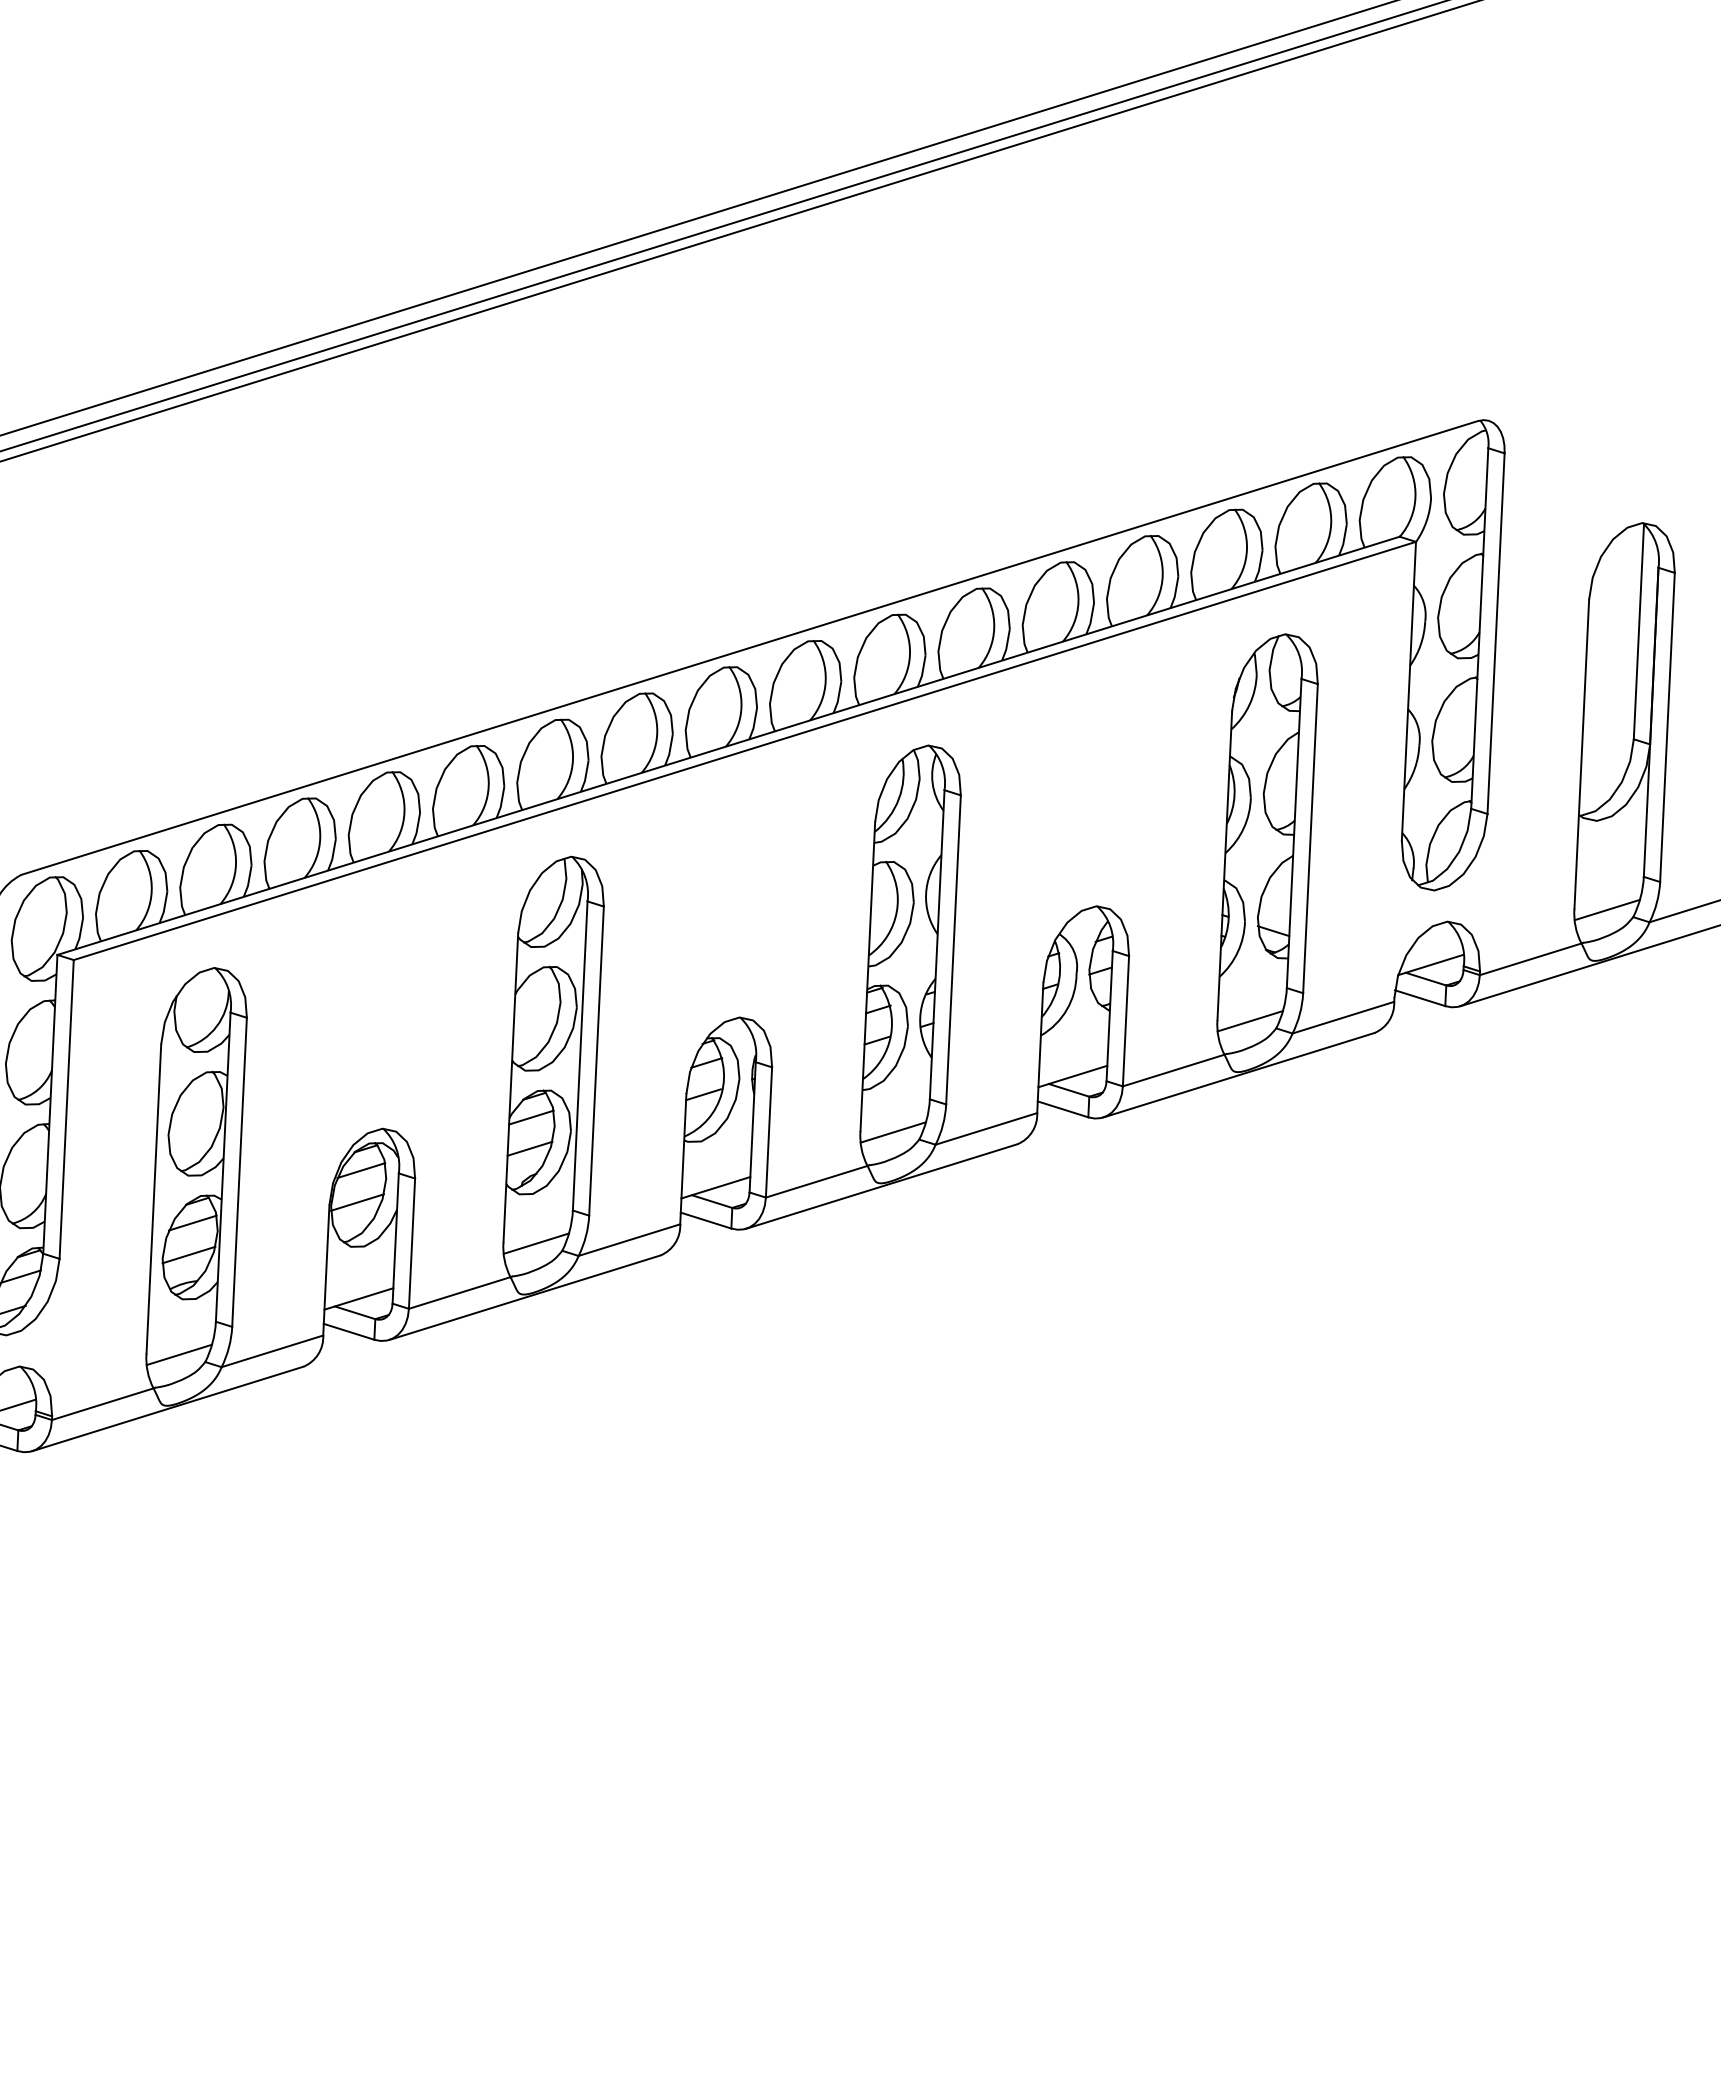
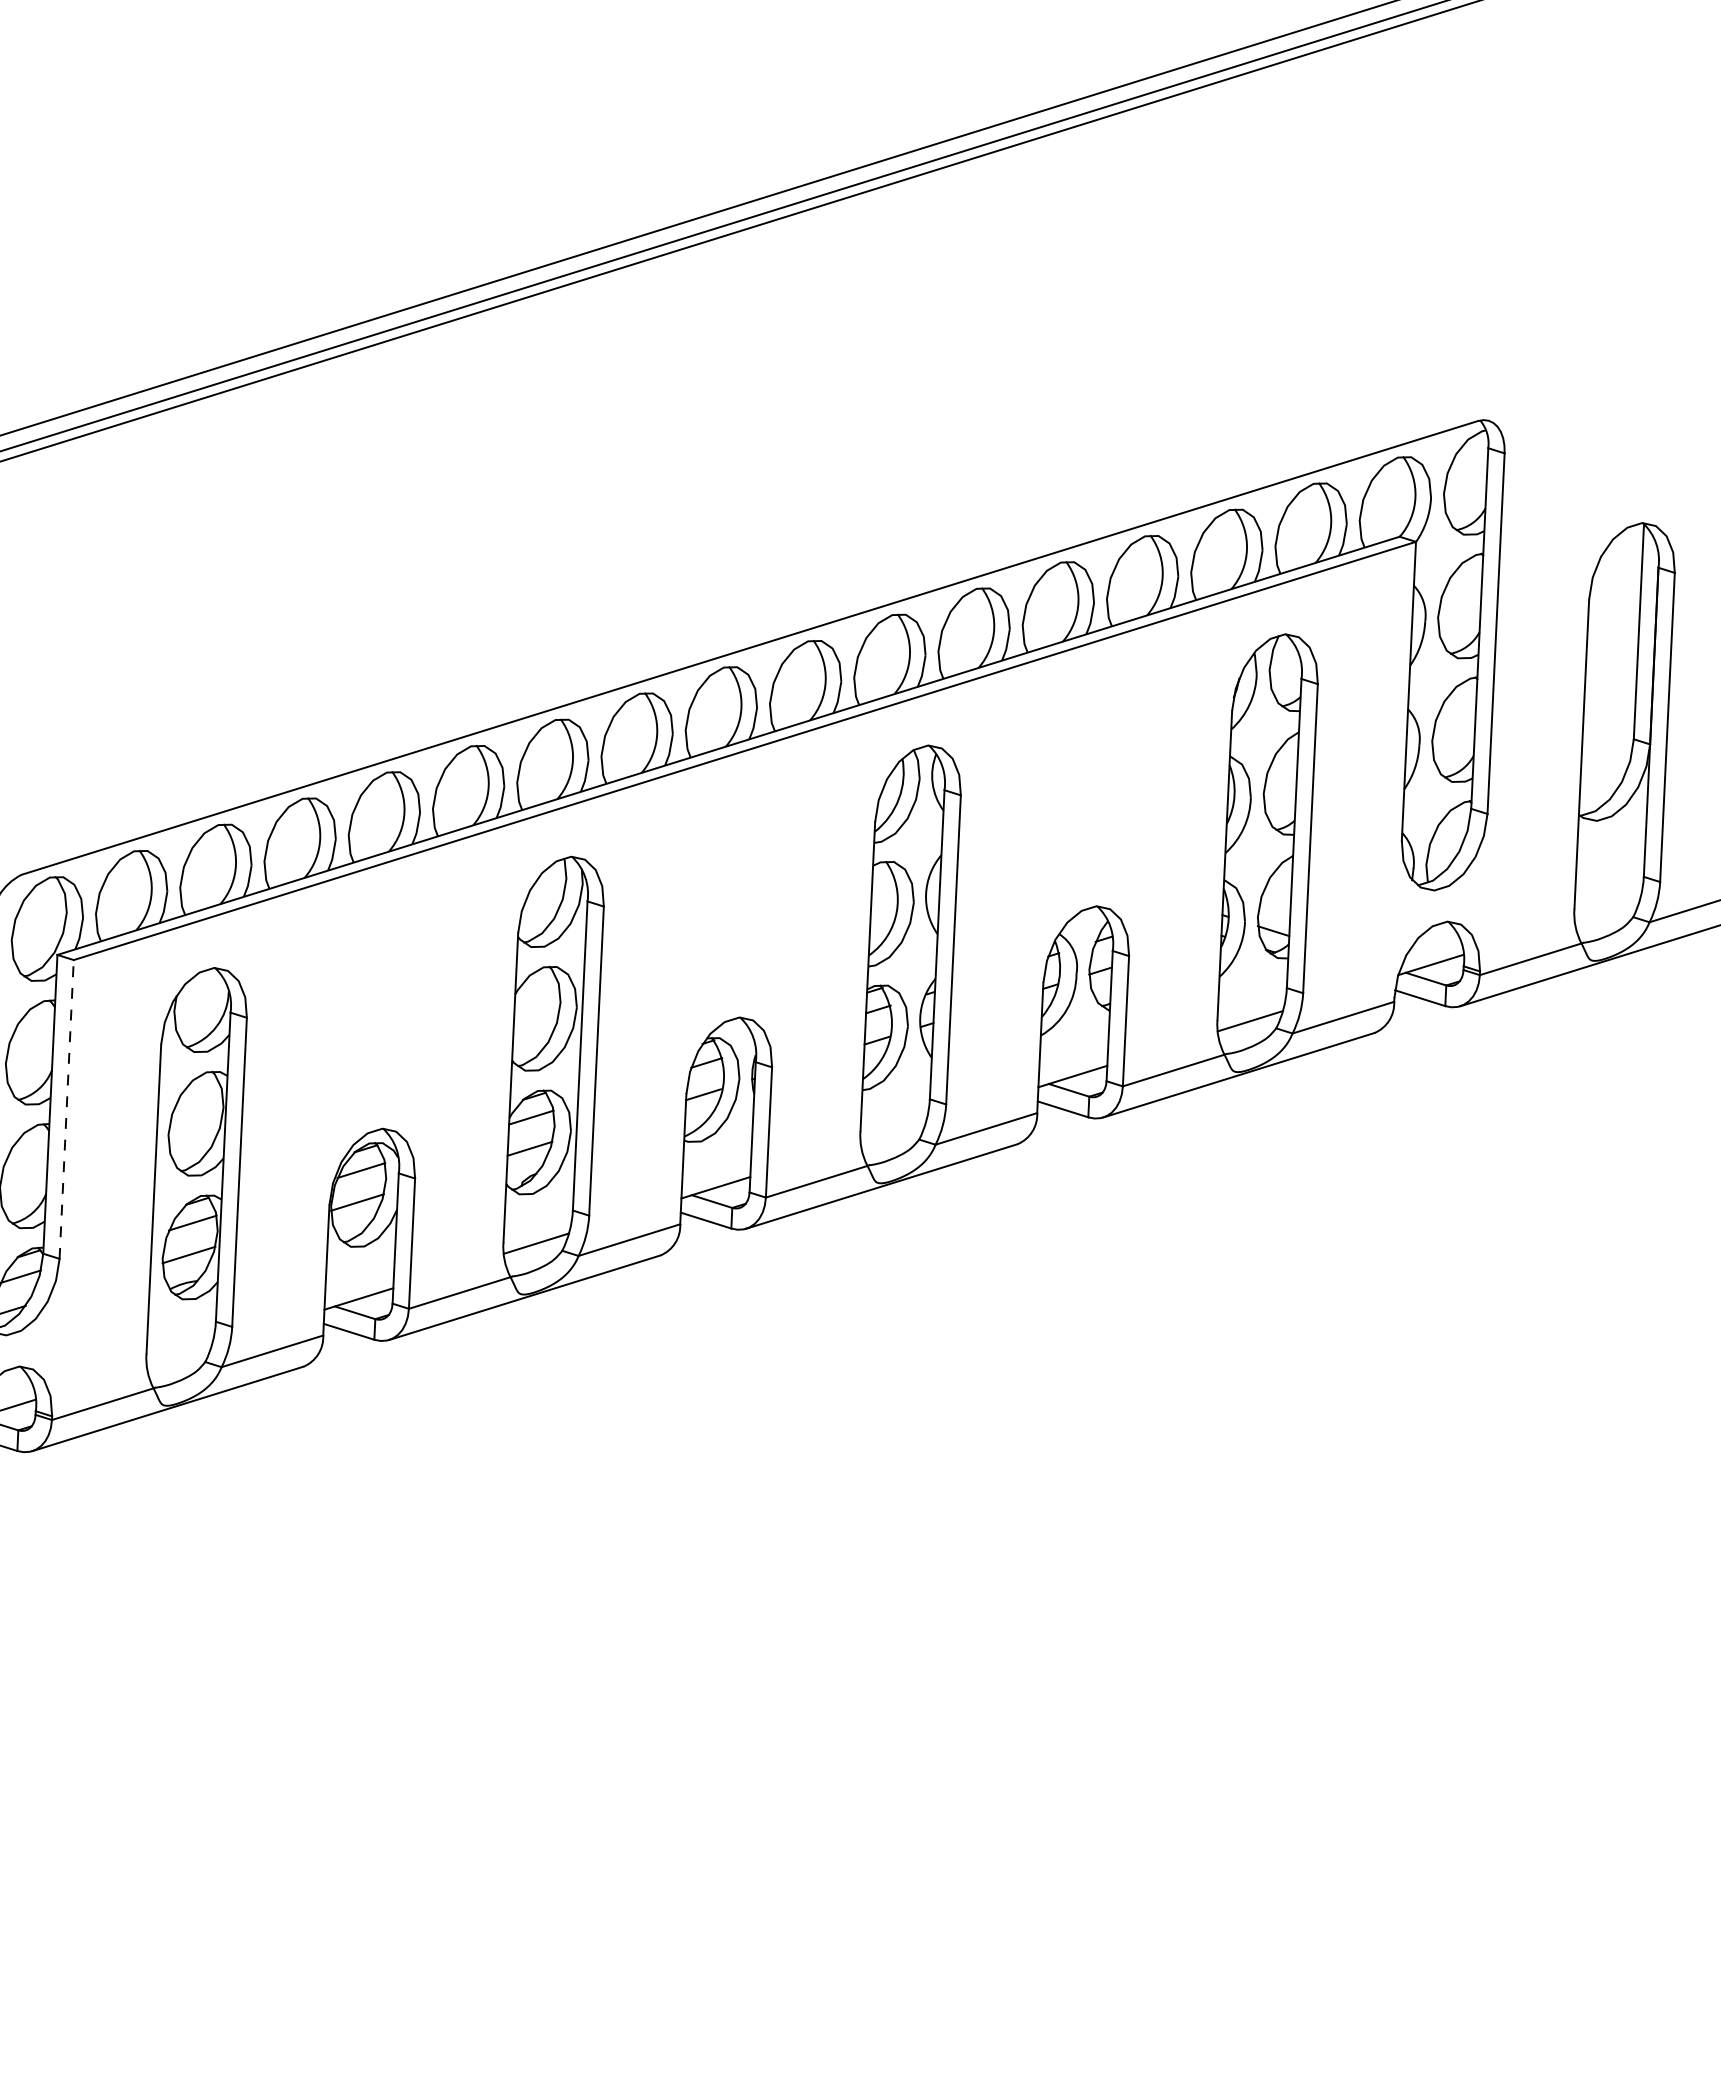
line: present -> none (1606, 909)
line: solid -> dashed (66, 1109)
line: present -> none (893, 1132)
line: present -> none (179, 1354)
